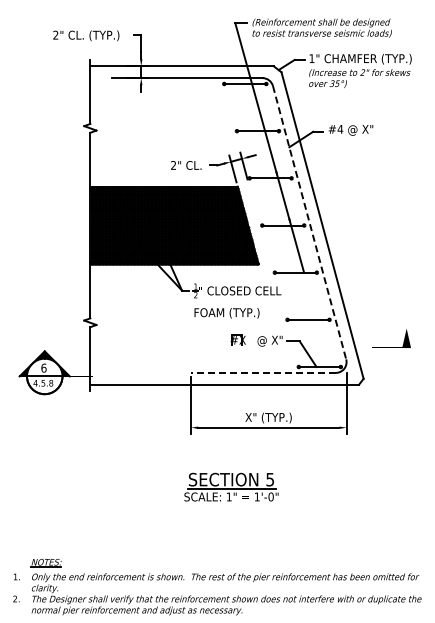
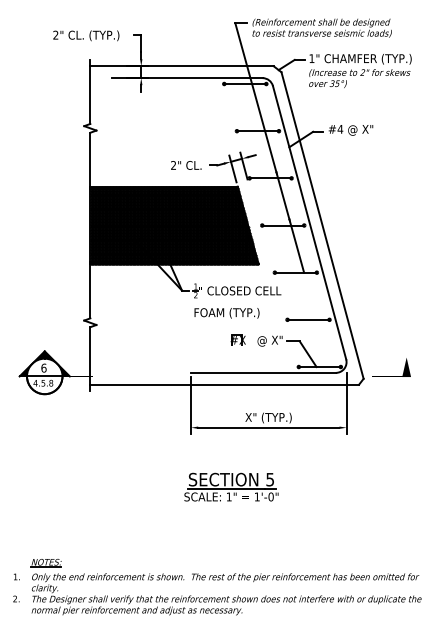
line: dashed -> solid (309, 223)
part position: (391, 347) -> (391, 376) (391, 376)
line: dashed -> solid (263, 372)
